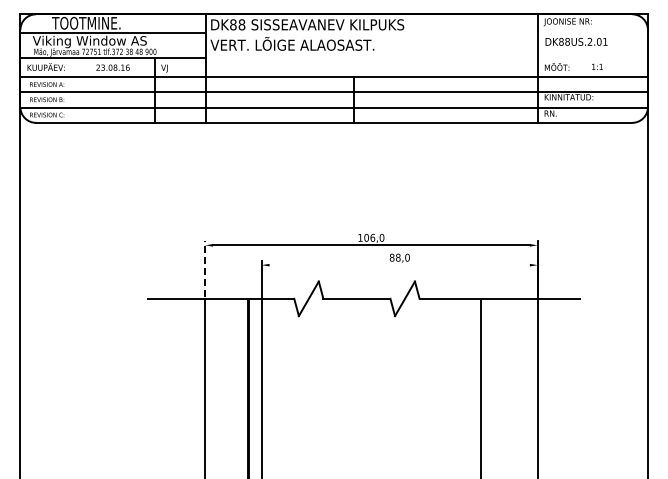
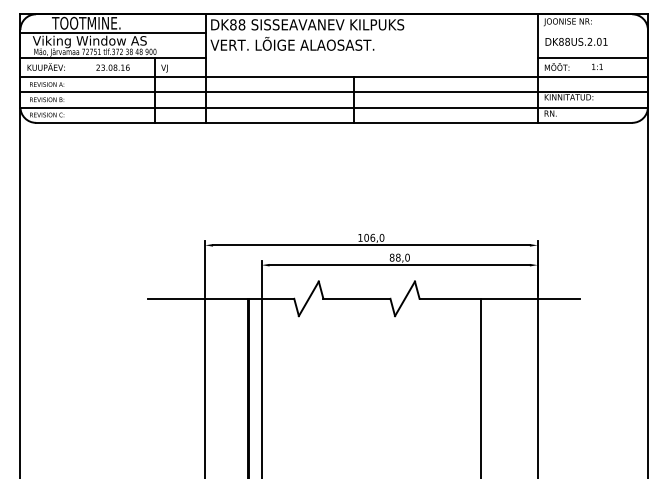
line: none -> present (592, 58)
line: none -> present (399, 265)
line: dashed -> solid (205, 269)
